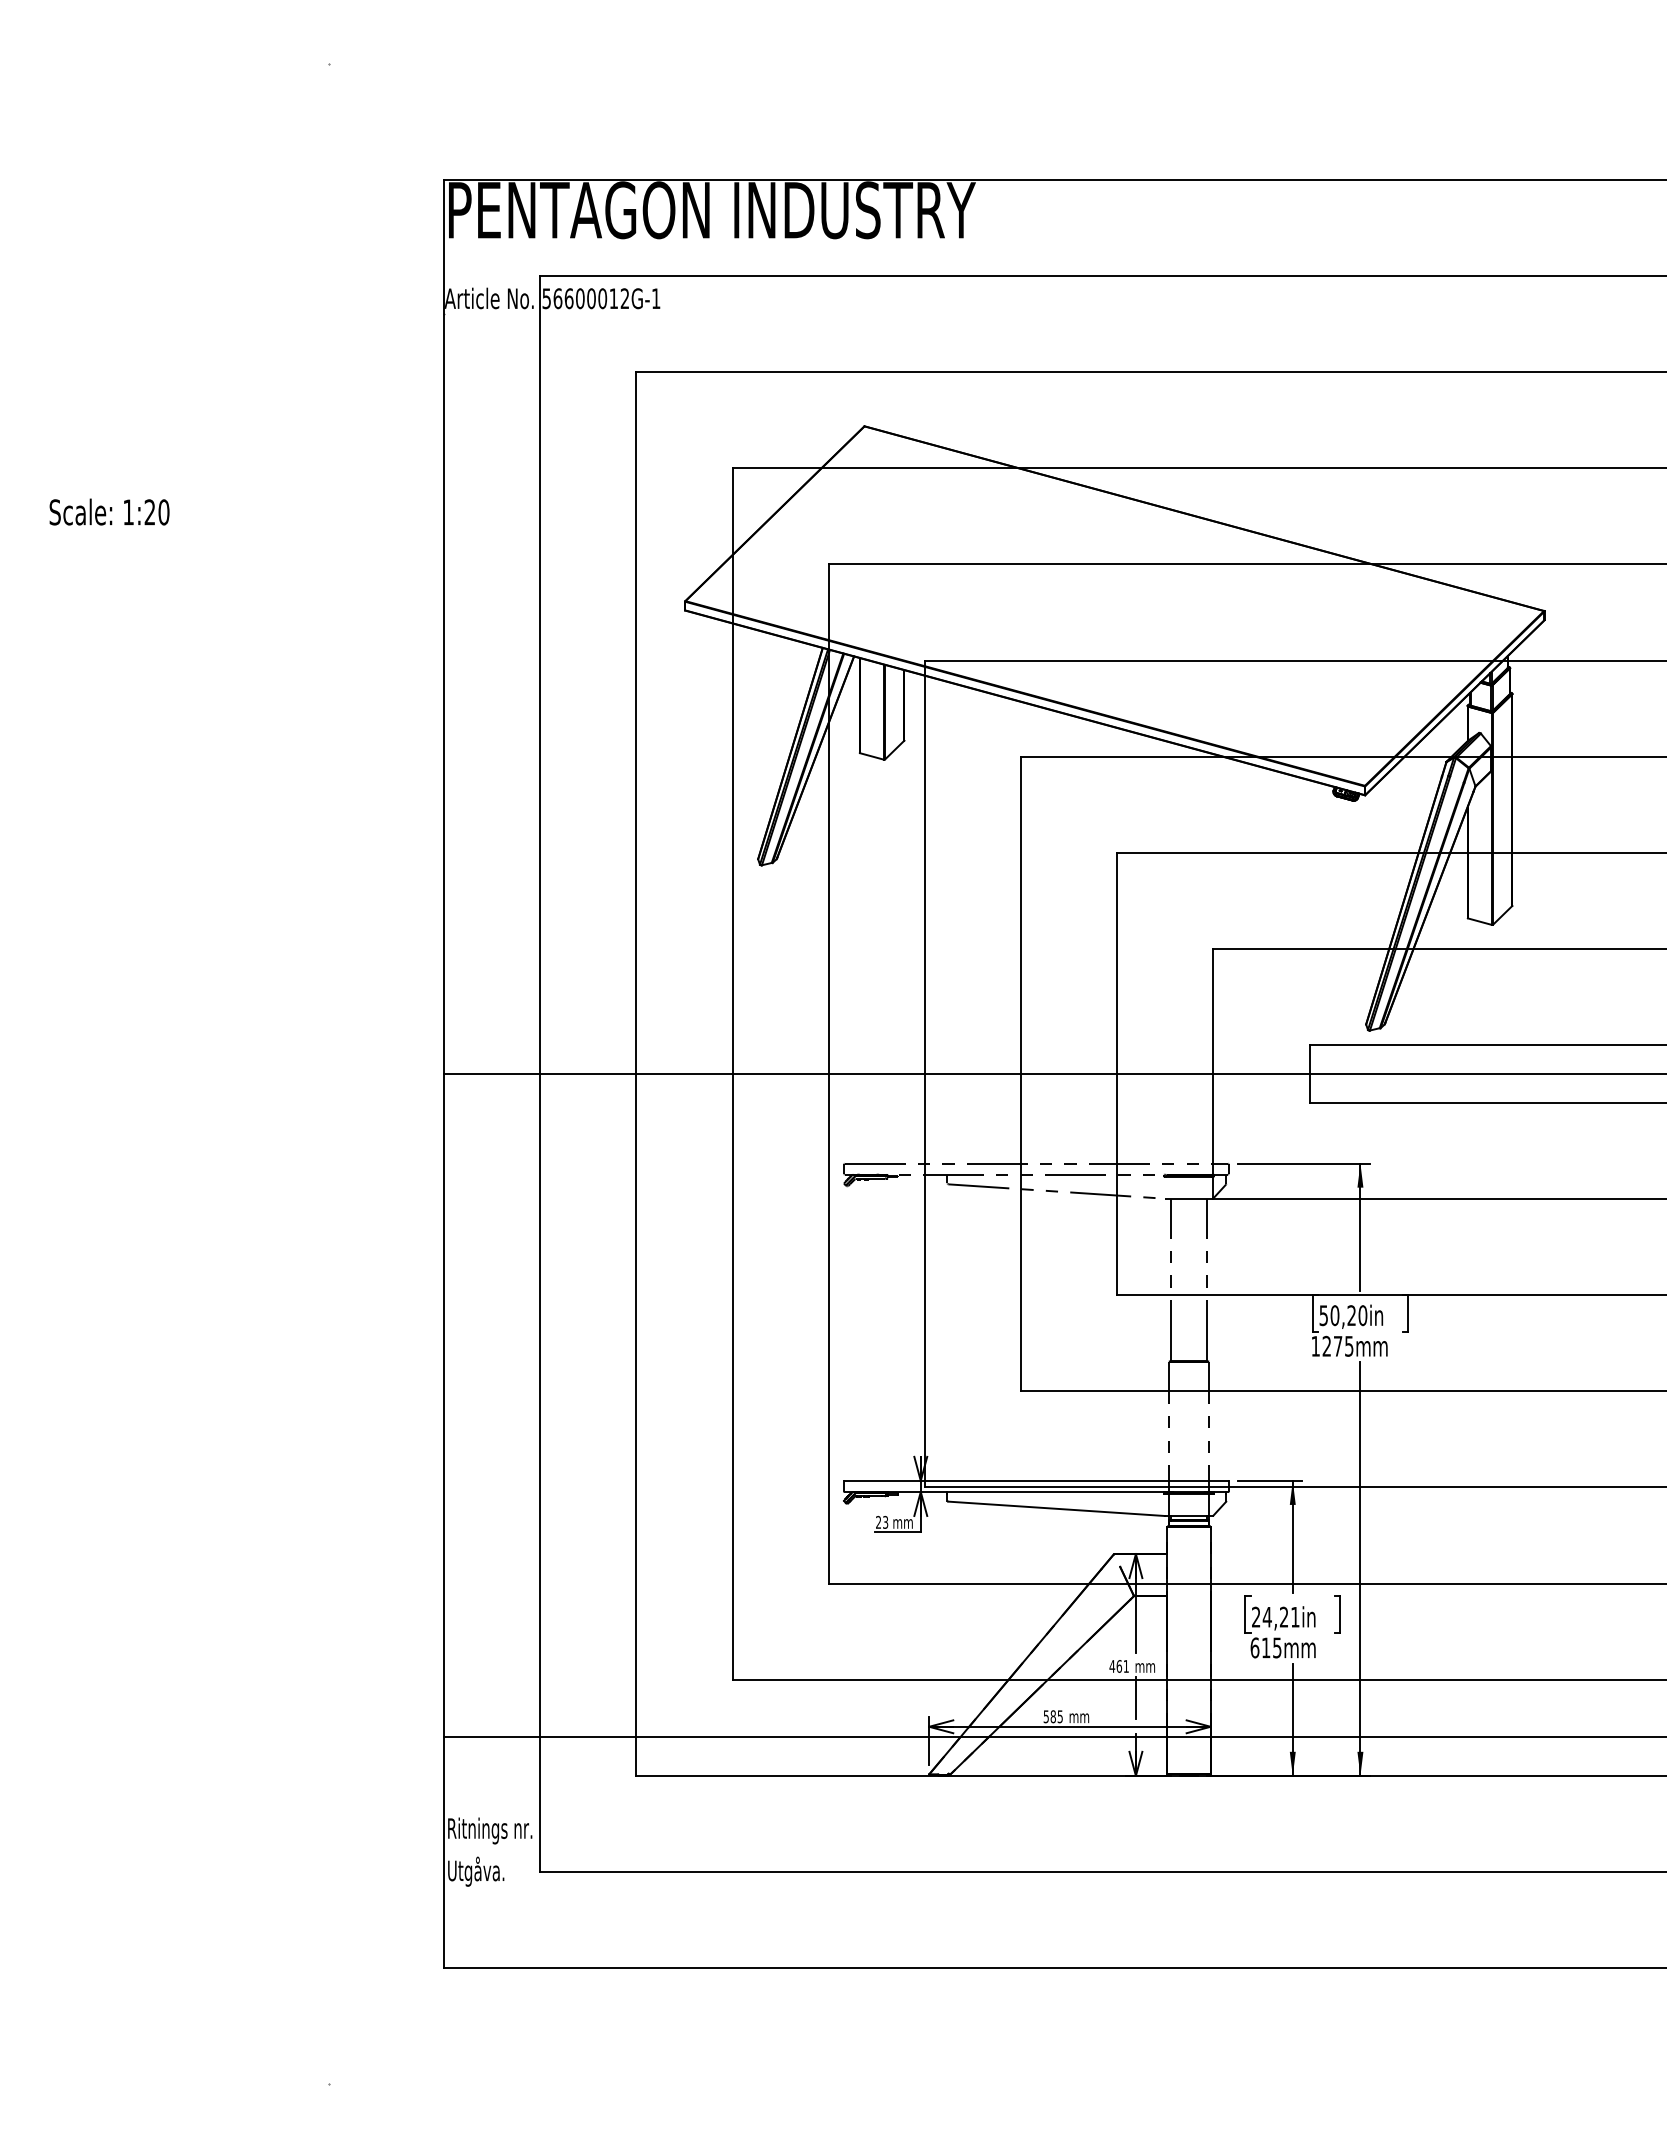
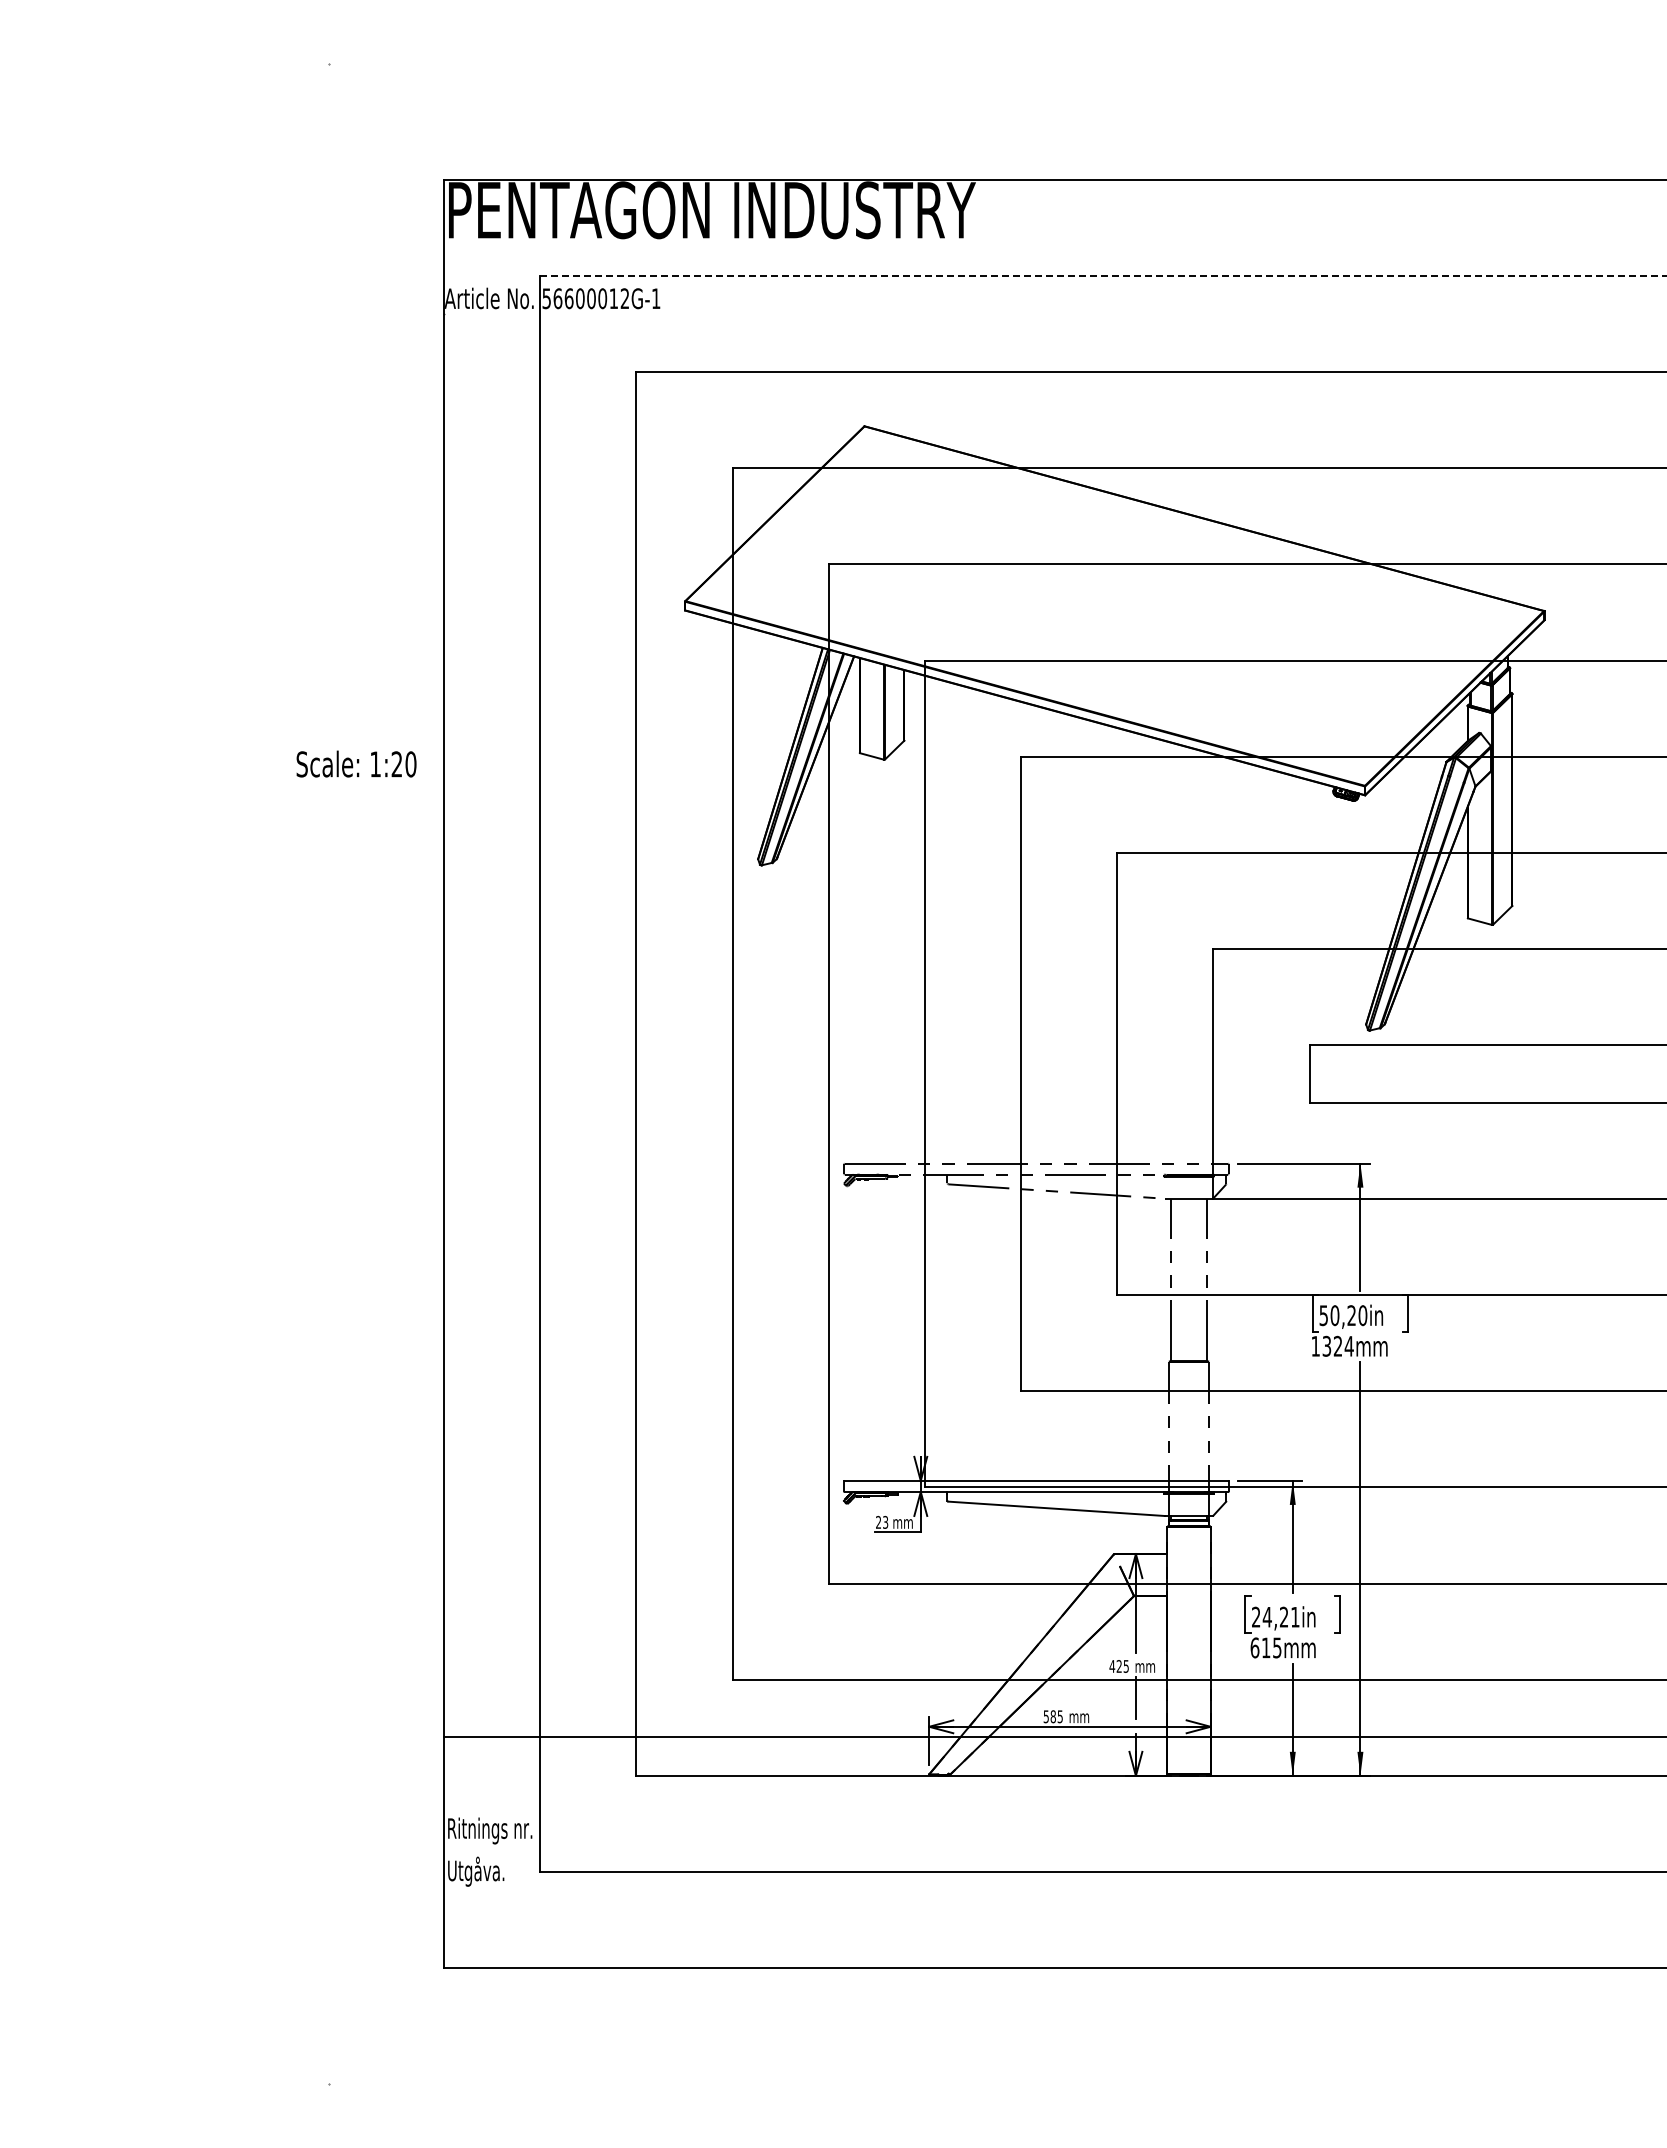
line: solid -> dashed (1103, 275)
text position: (109, 511) -> (356, 763) (356, 763)
line: present -> none (1053, 1074)
text: 1275mm -> 1324mm (1337, 1345)
text: 461 -> 425 (1122, 1666)
